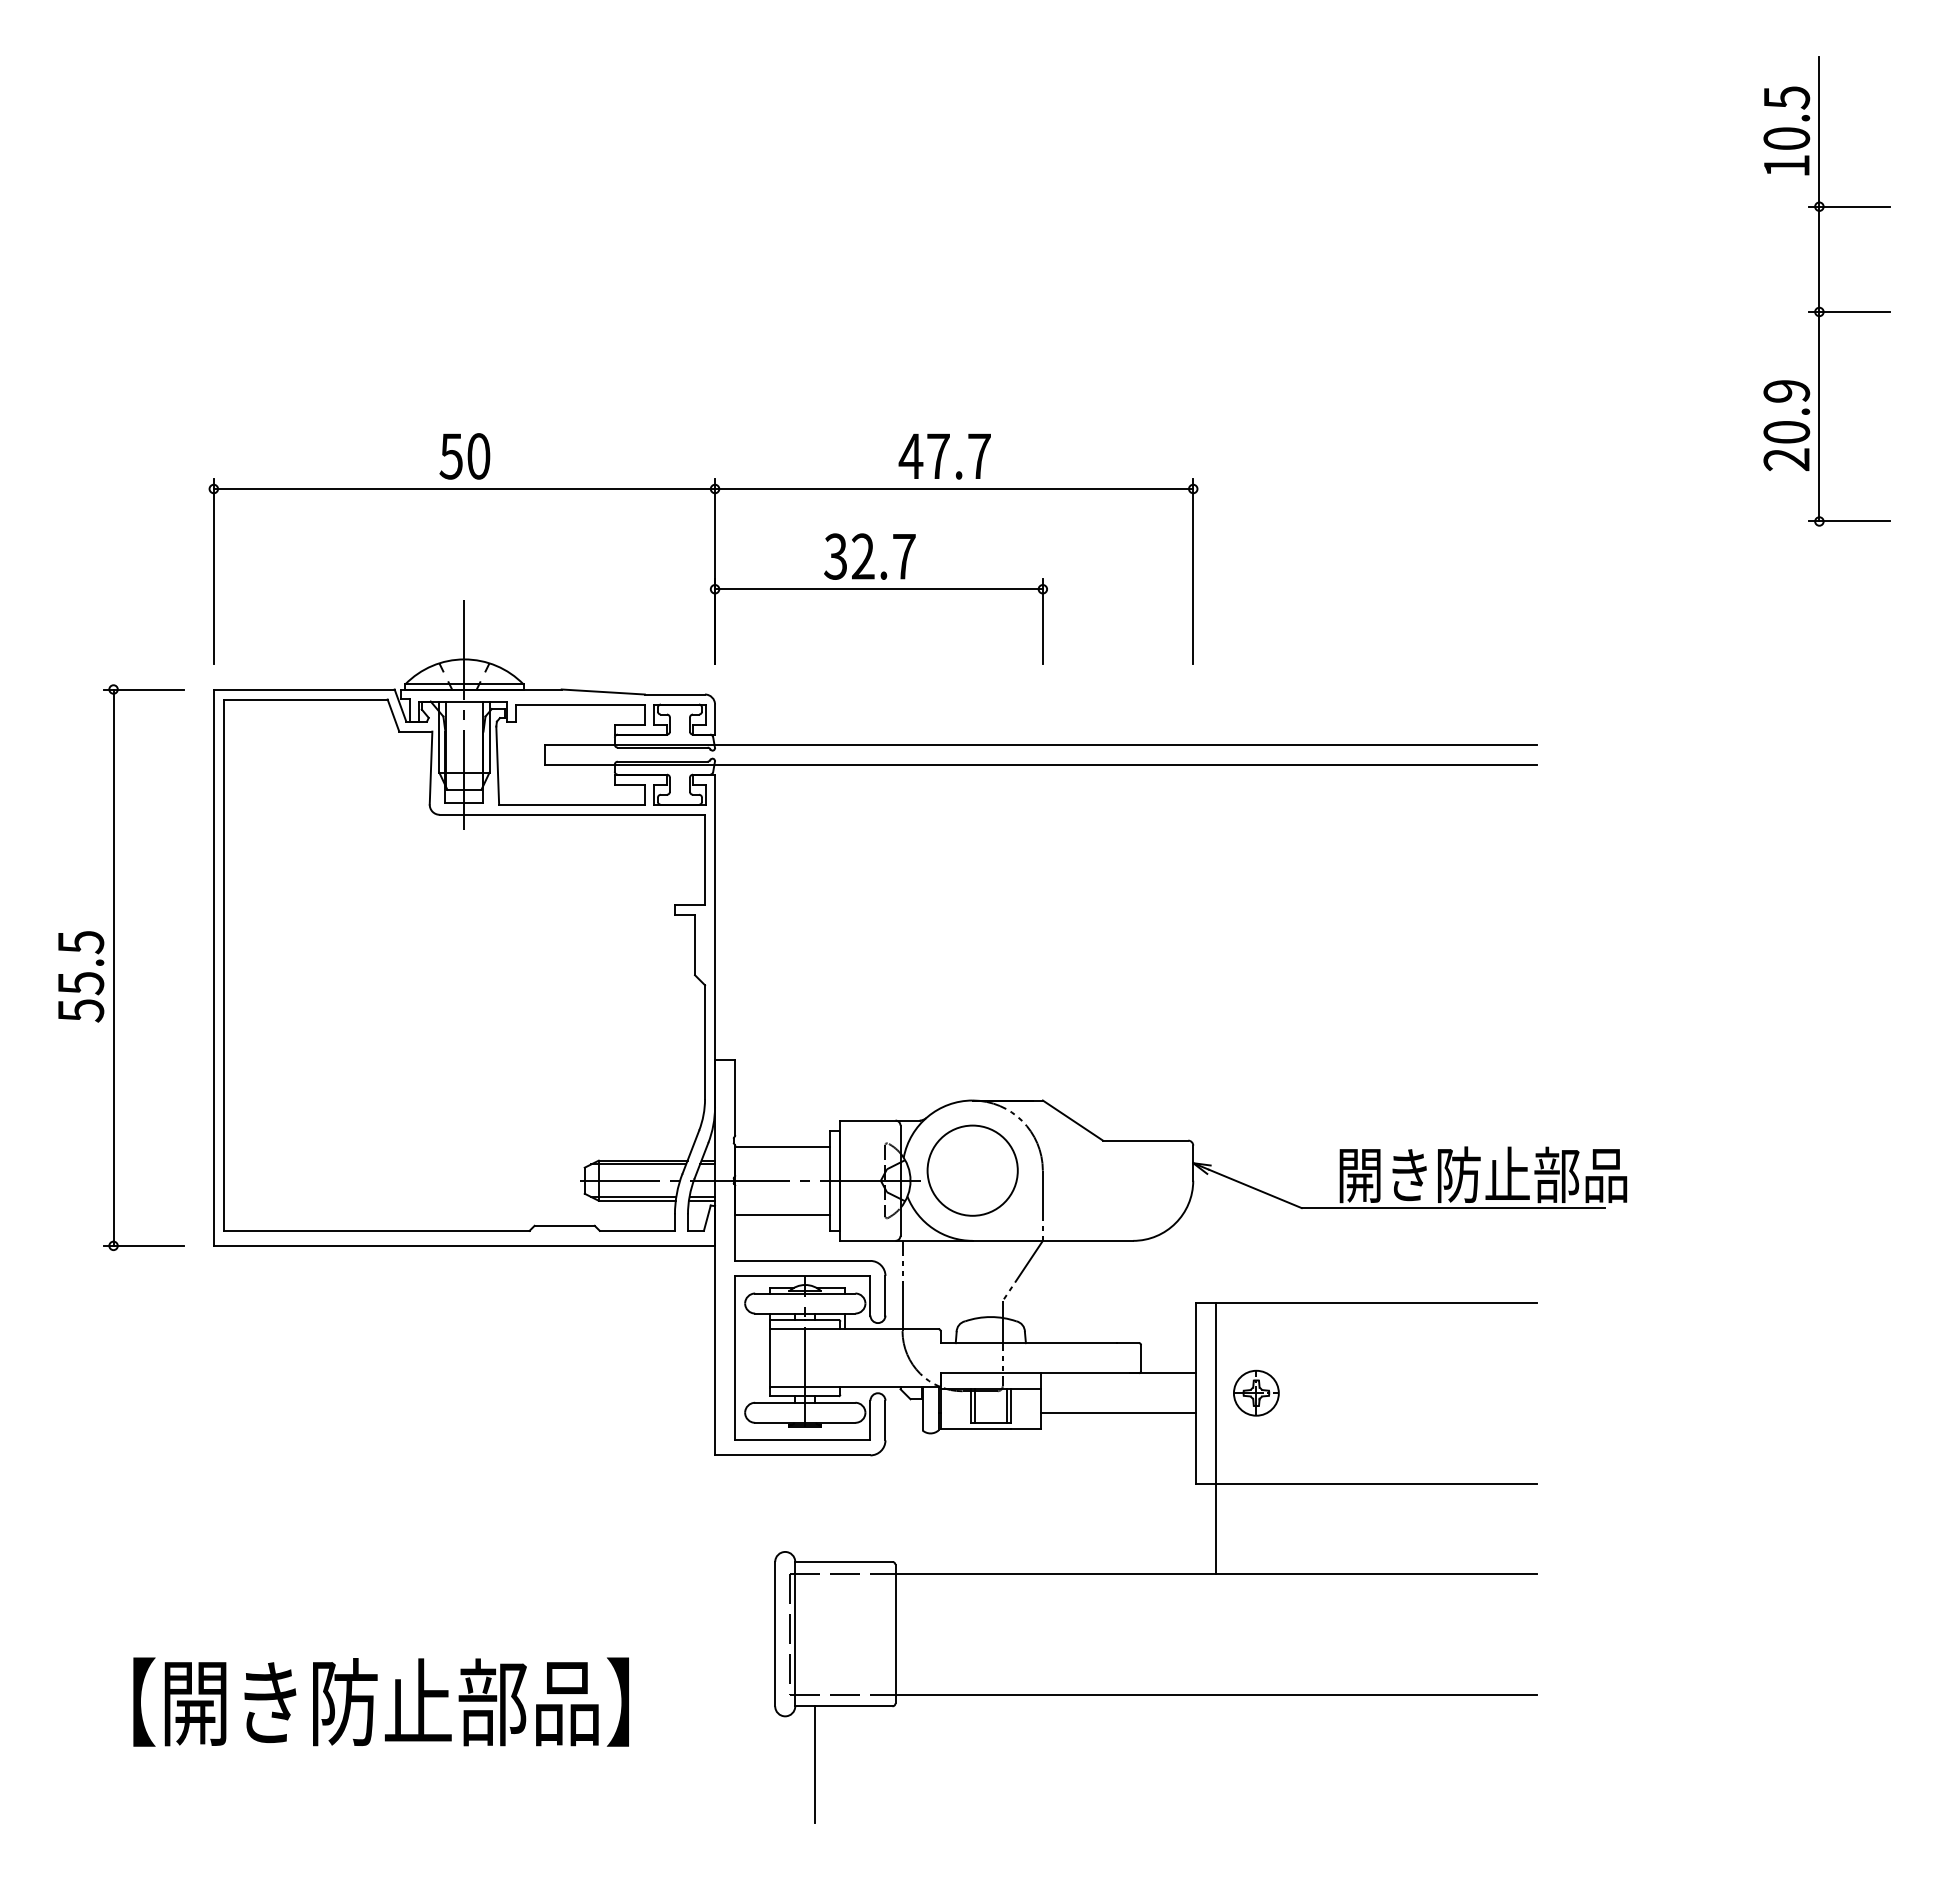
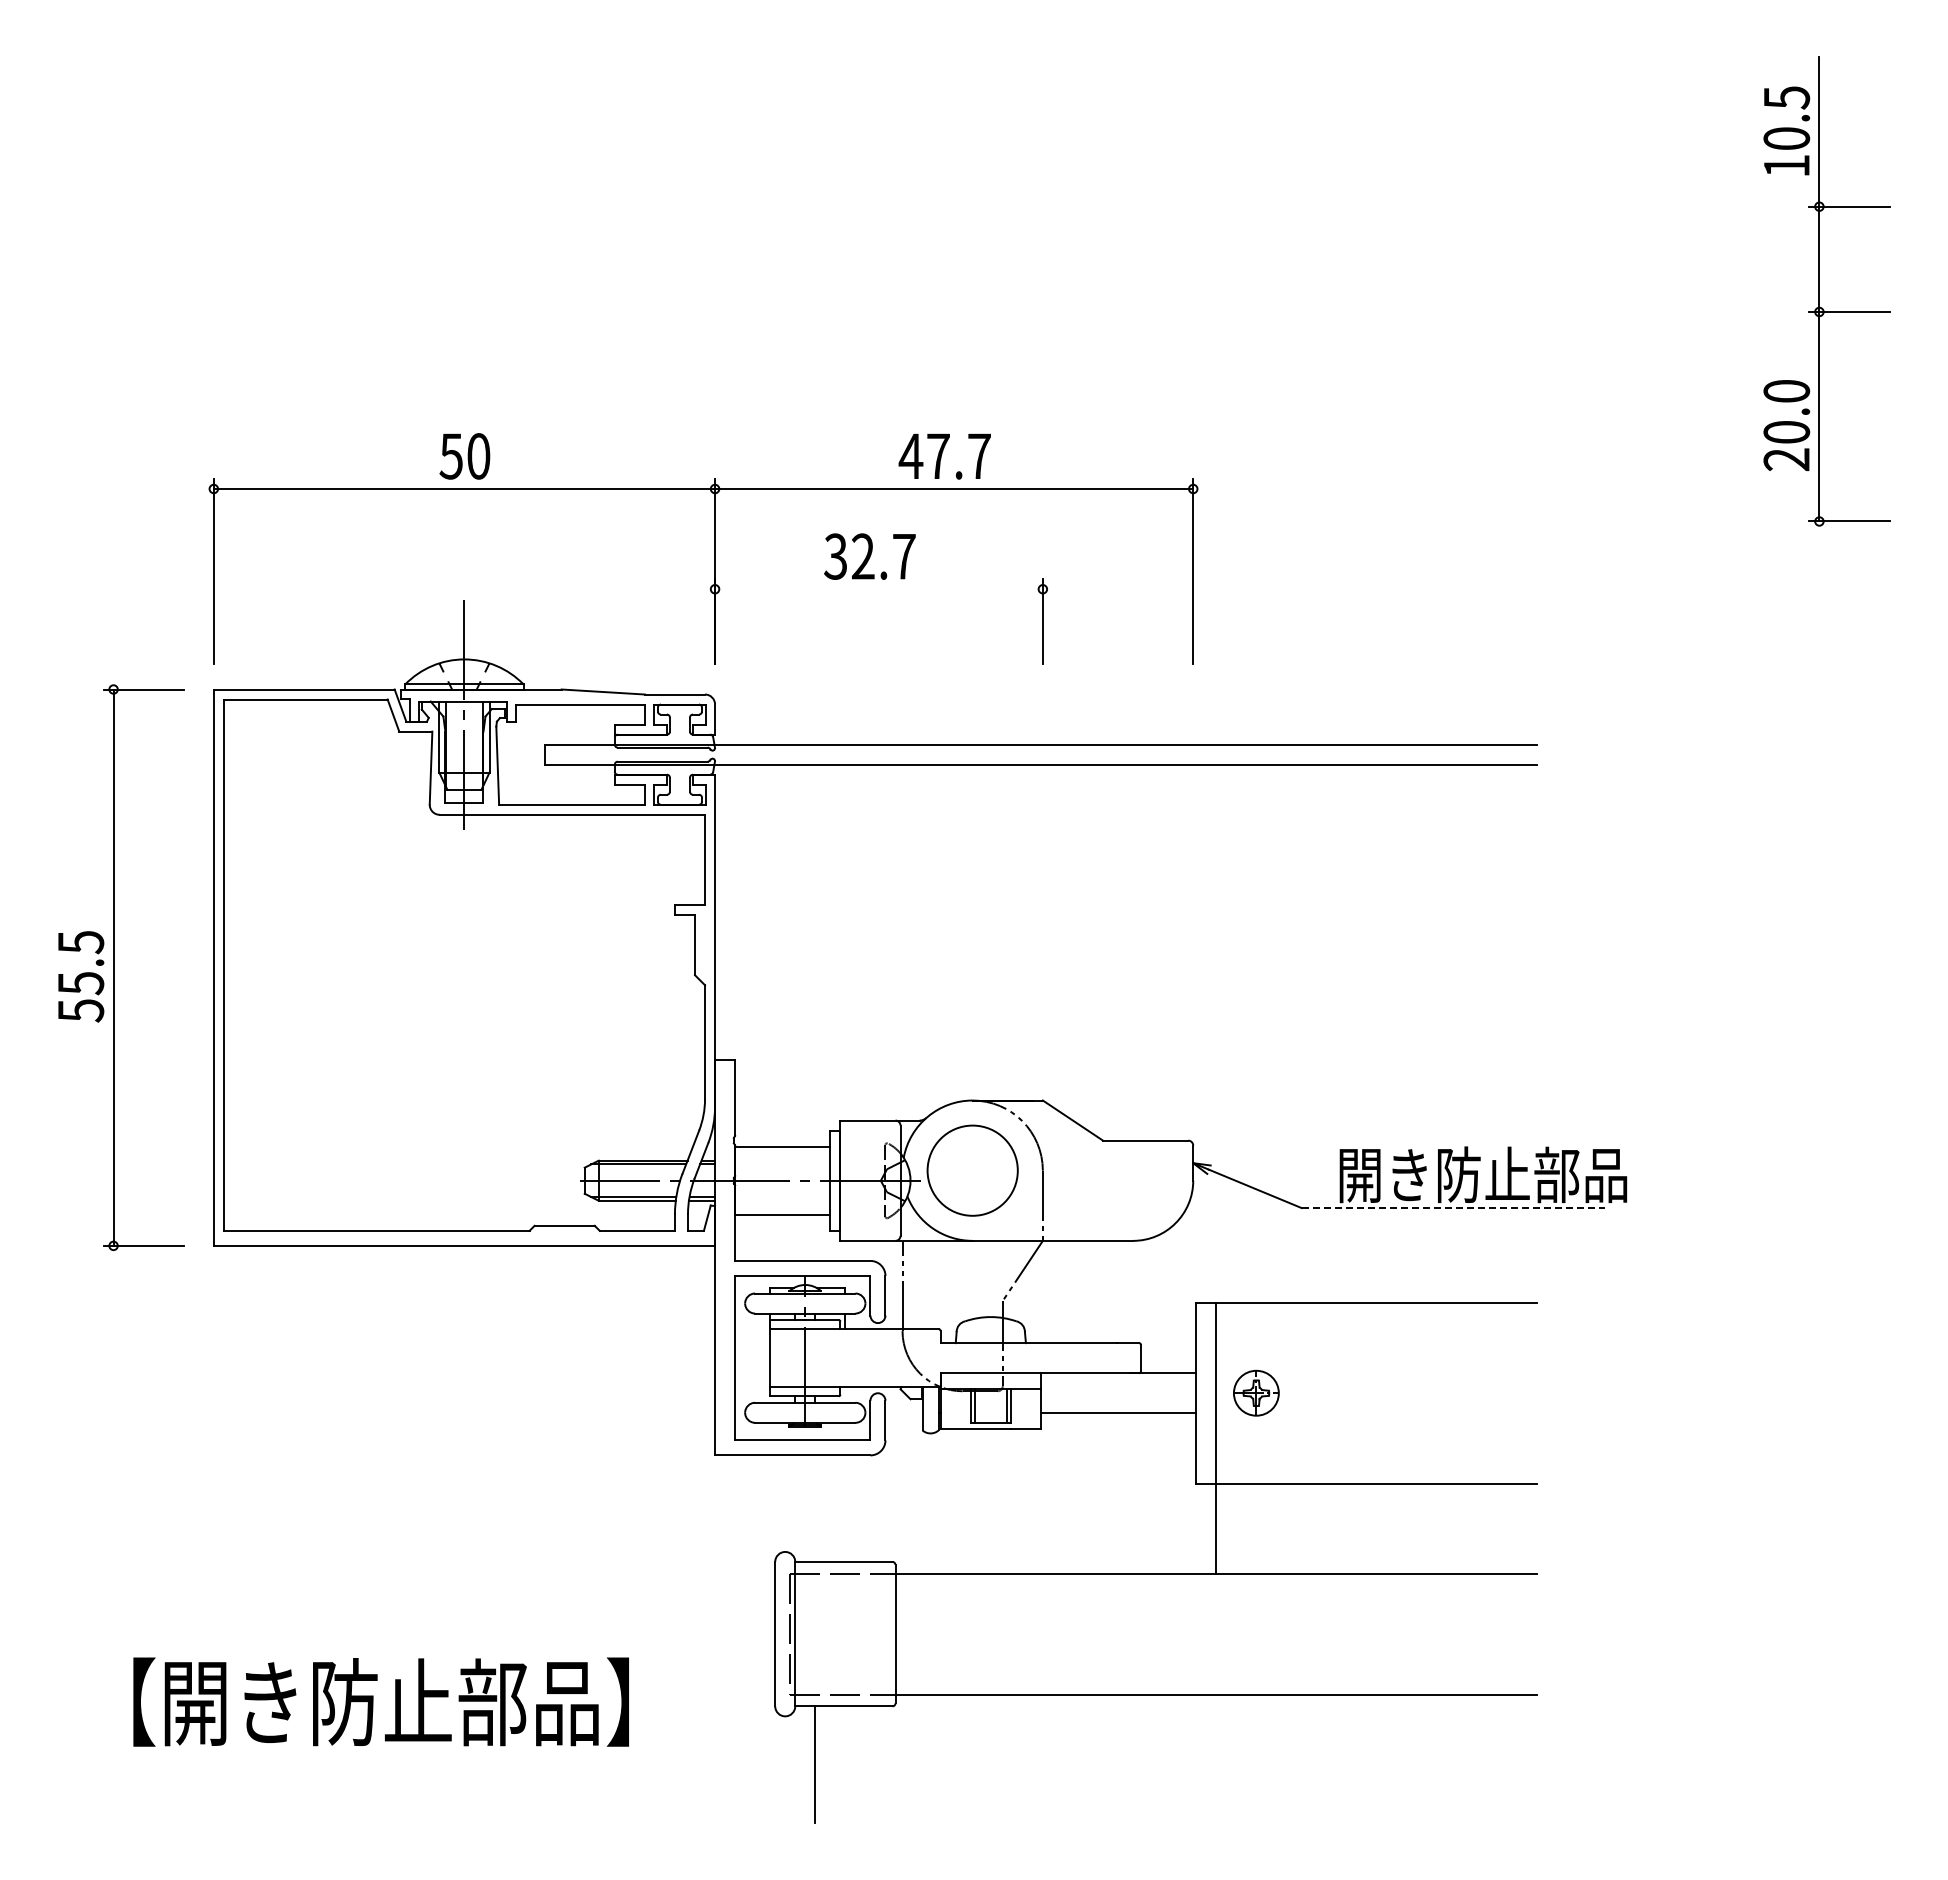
text: 20.9 -> 20.0 (1786, 391)
line: present -> none (878, 589)
line: solid -> dashed (1453, 1208)
